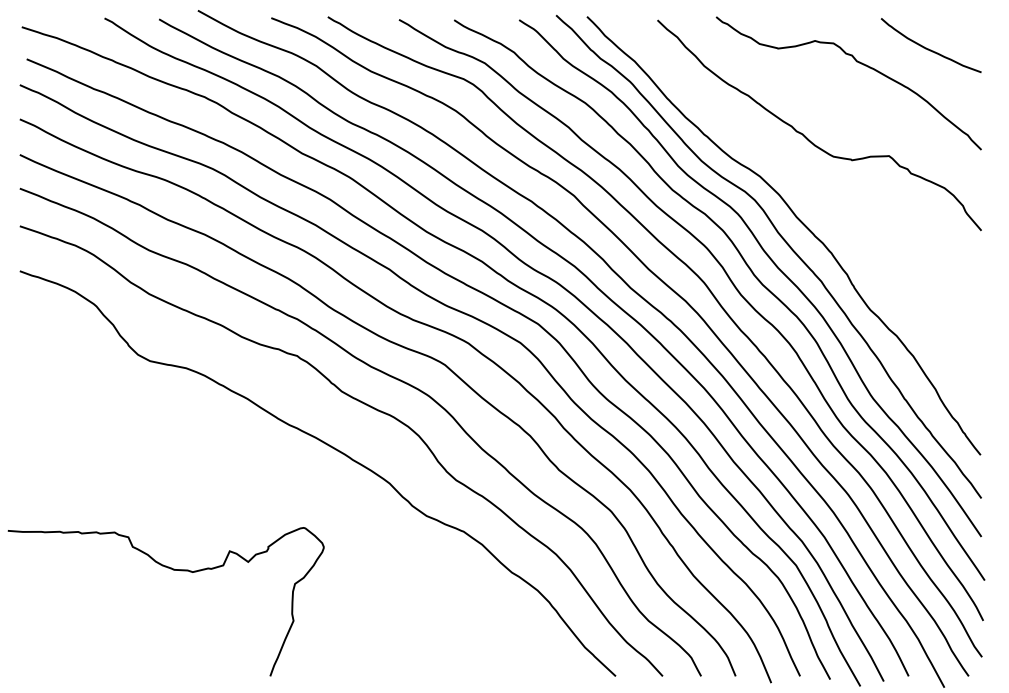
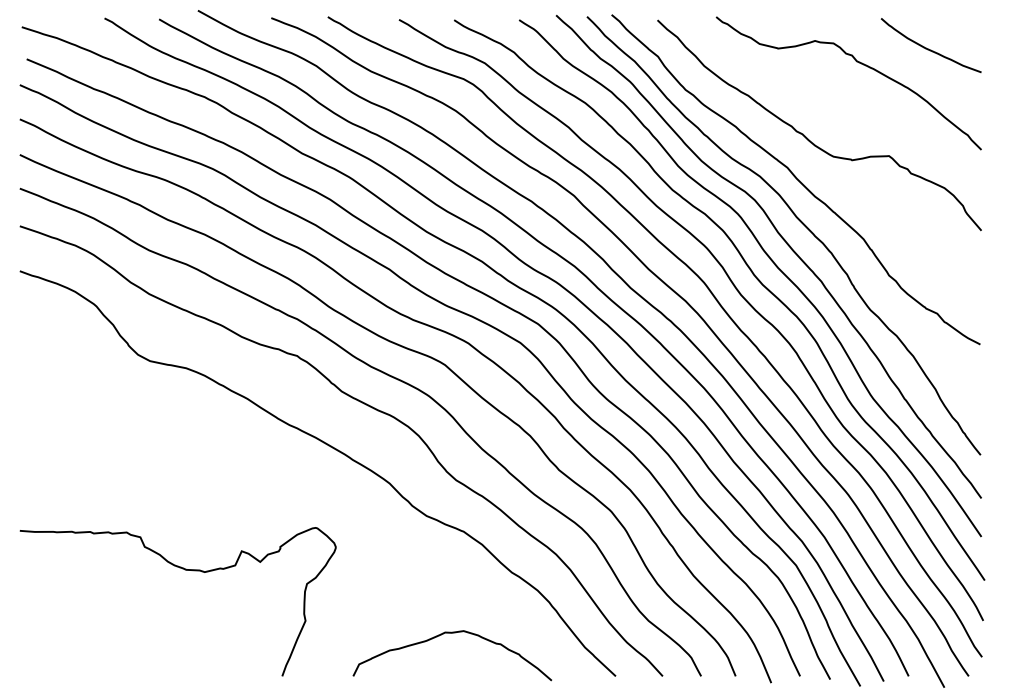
curve: none -> present (795, 178)
curve position: (173, 570) -> (185, 570) (185, 570)
curve: none -> present (452, 633)
